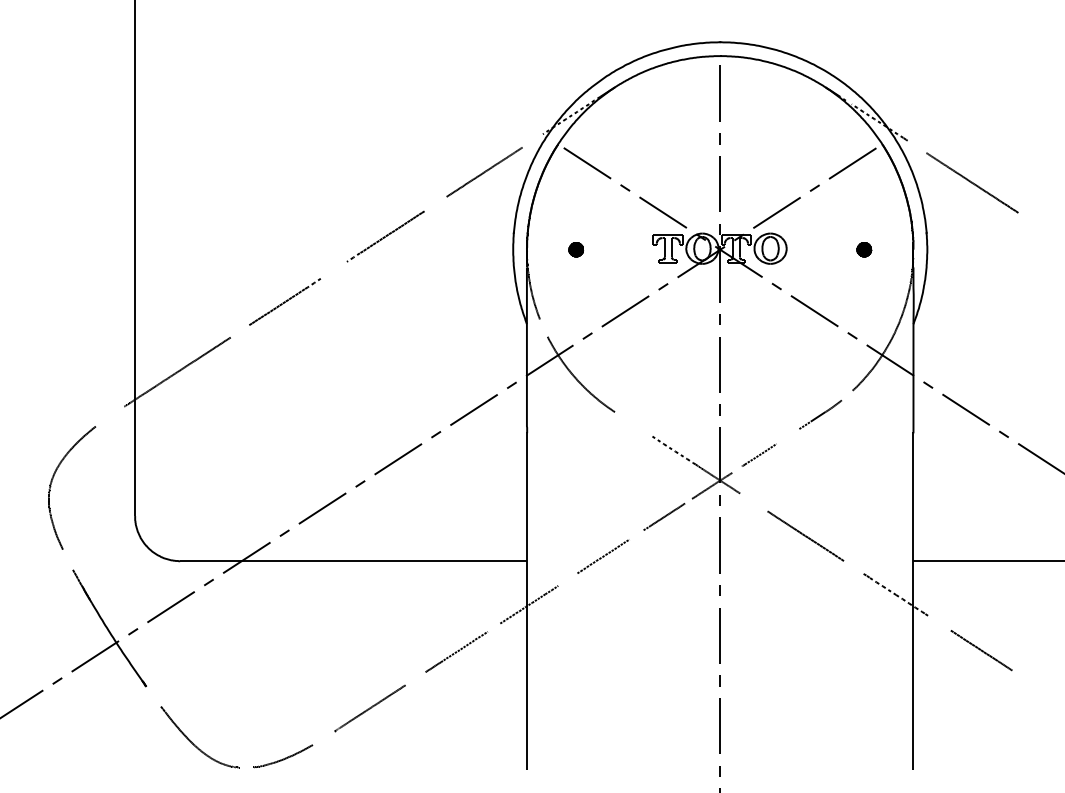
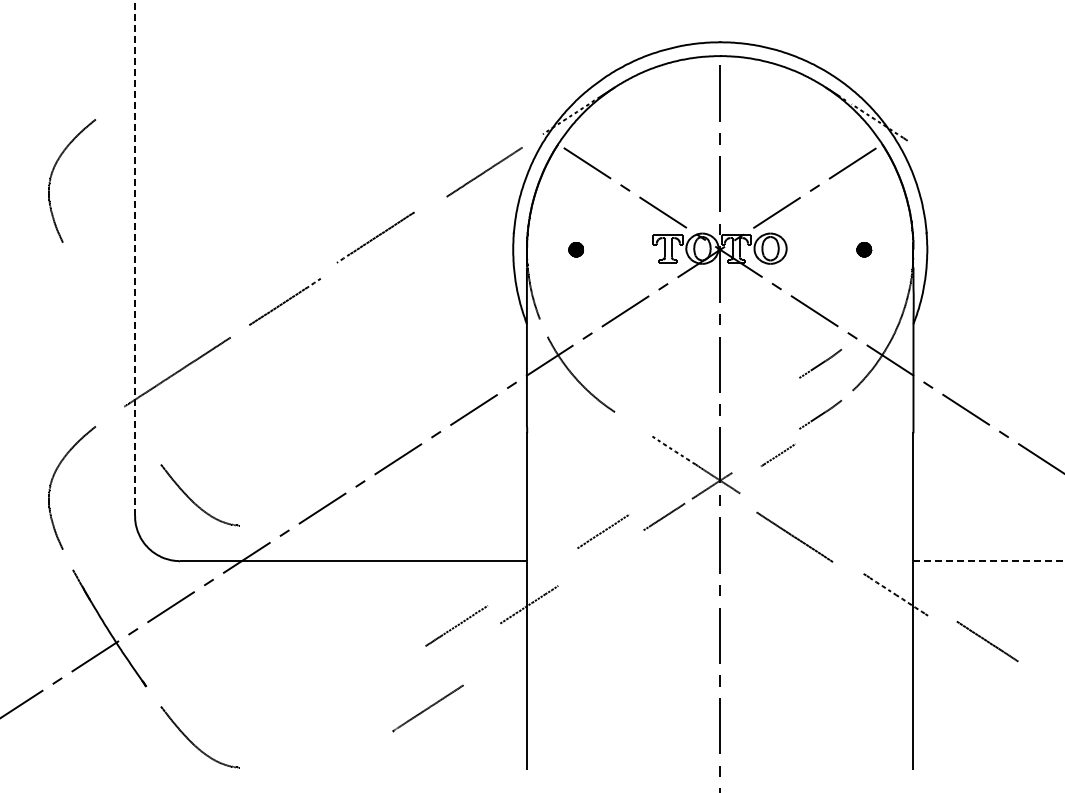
part: none -> present (53, 172)
line: present -> none (972, 182)
line position: (385, 236) -> (375, 237) (375, 237)
line: solid -> dashed (135, 258)
line: none -> present (820, 363)
part position: (758, 454) -> (777, 454) (777, 454)
part: none -> present (195, 502)
line position: (805, 535) -> (794, 536) (794, 536)
part position: (603, 556) -> (603, 531) (603, 531)
line: solid -> dashed (988, 561)
line position: (981, 650) -> (987, 641) (987, 641)
line position: (456, 651) -> (456, 625) (456, 625)
line position: (369, 708) -> (427, 708) (427, 708)
part: present -> none (283, 756)
